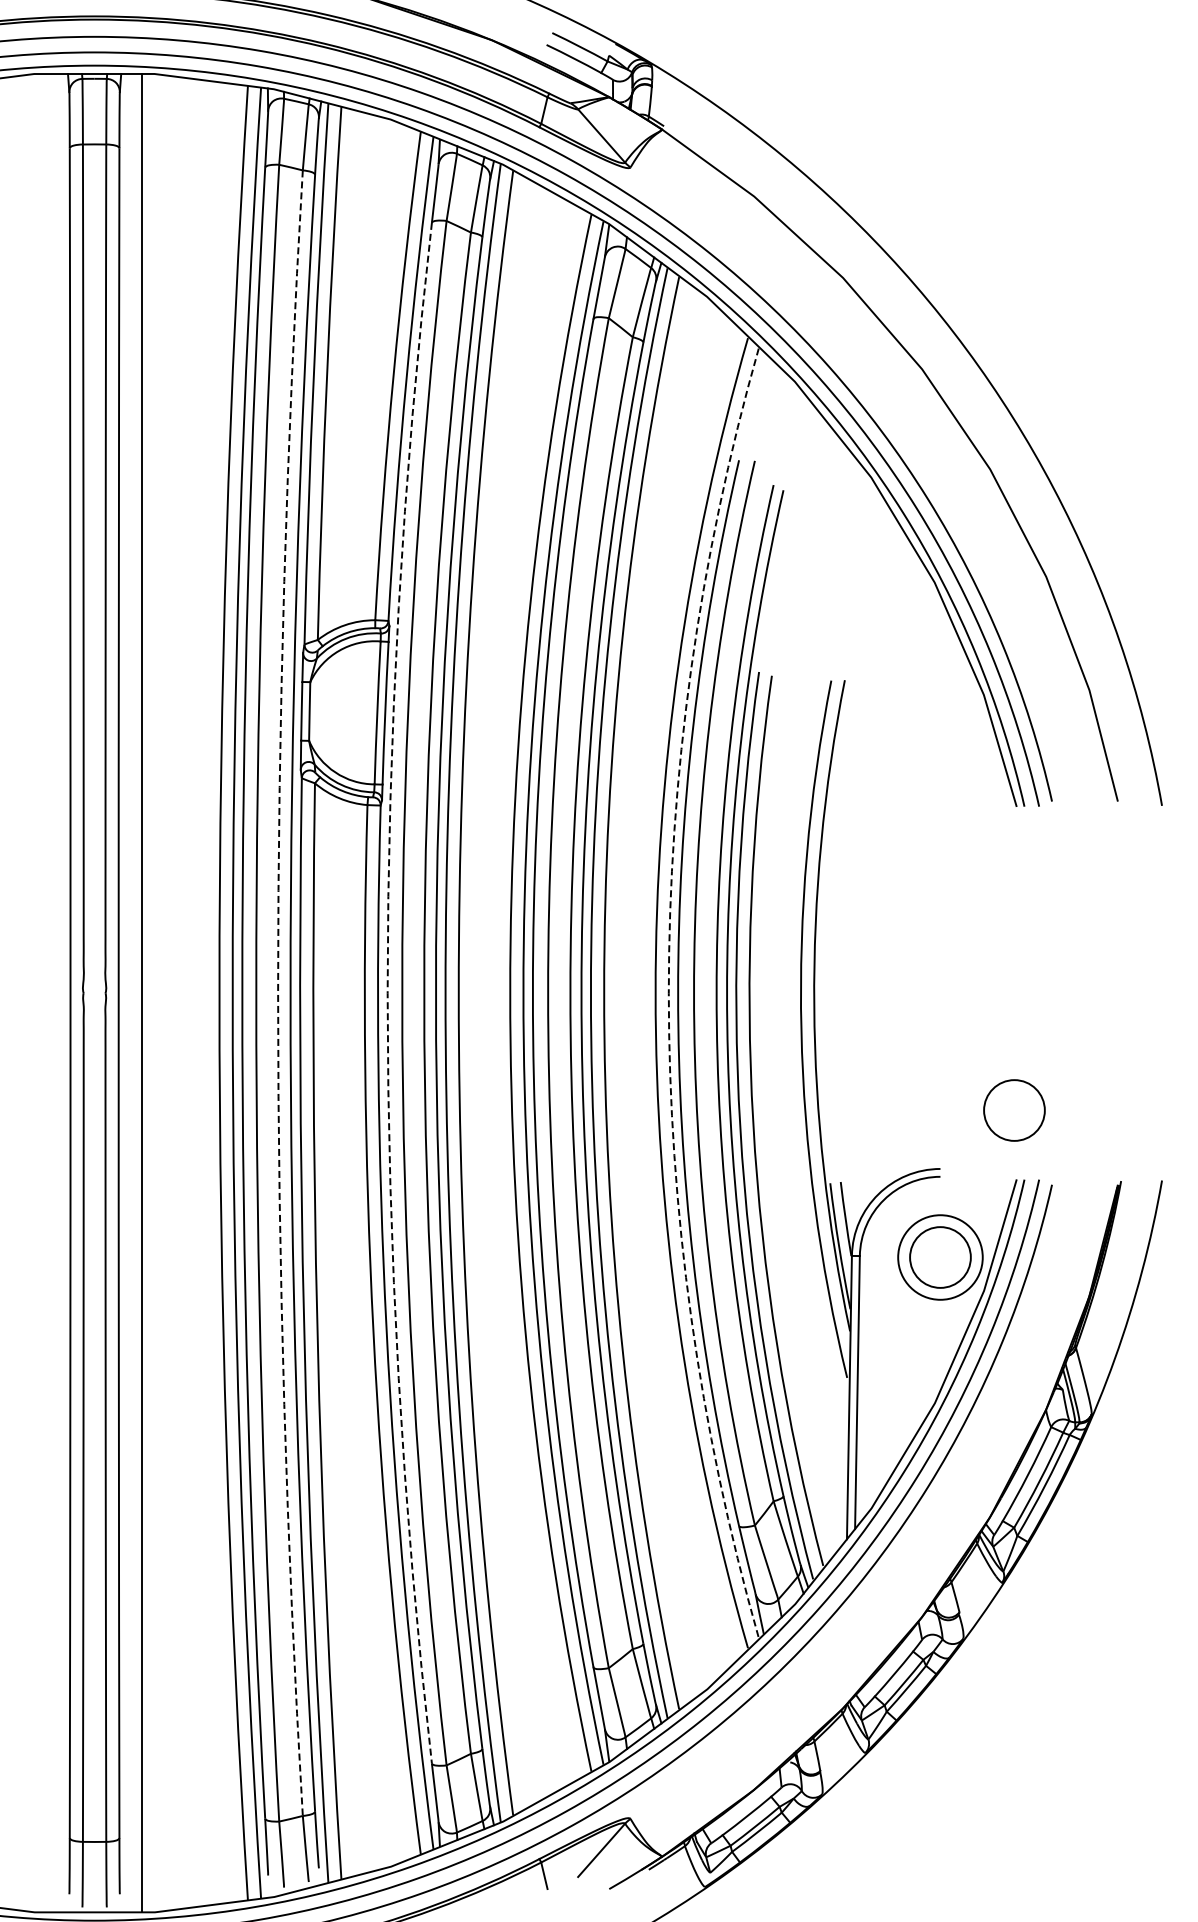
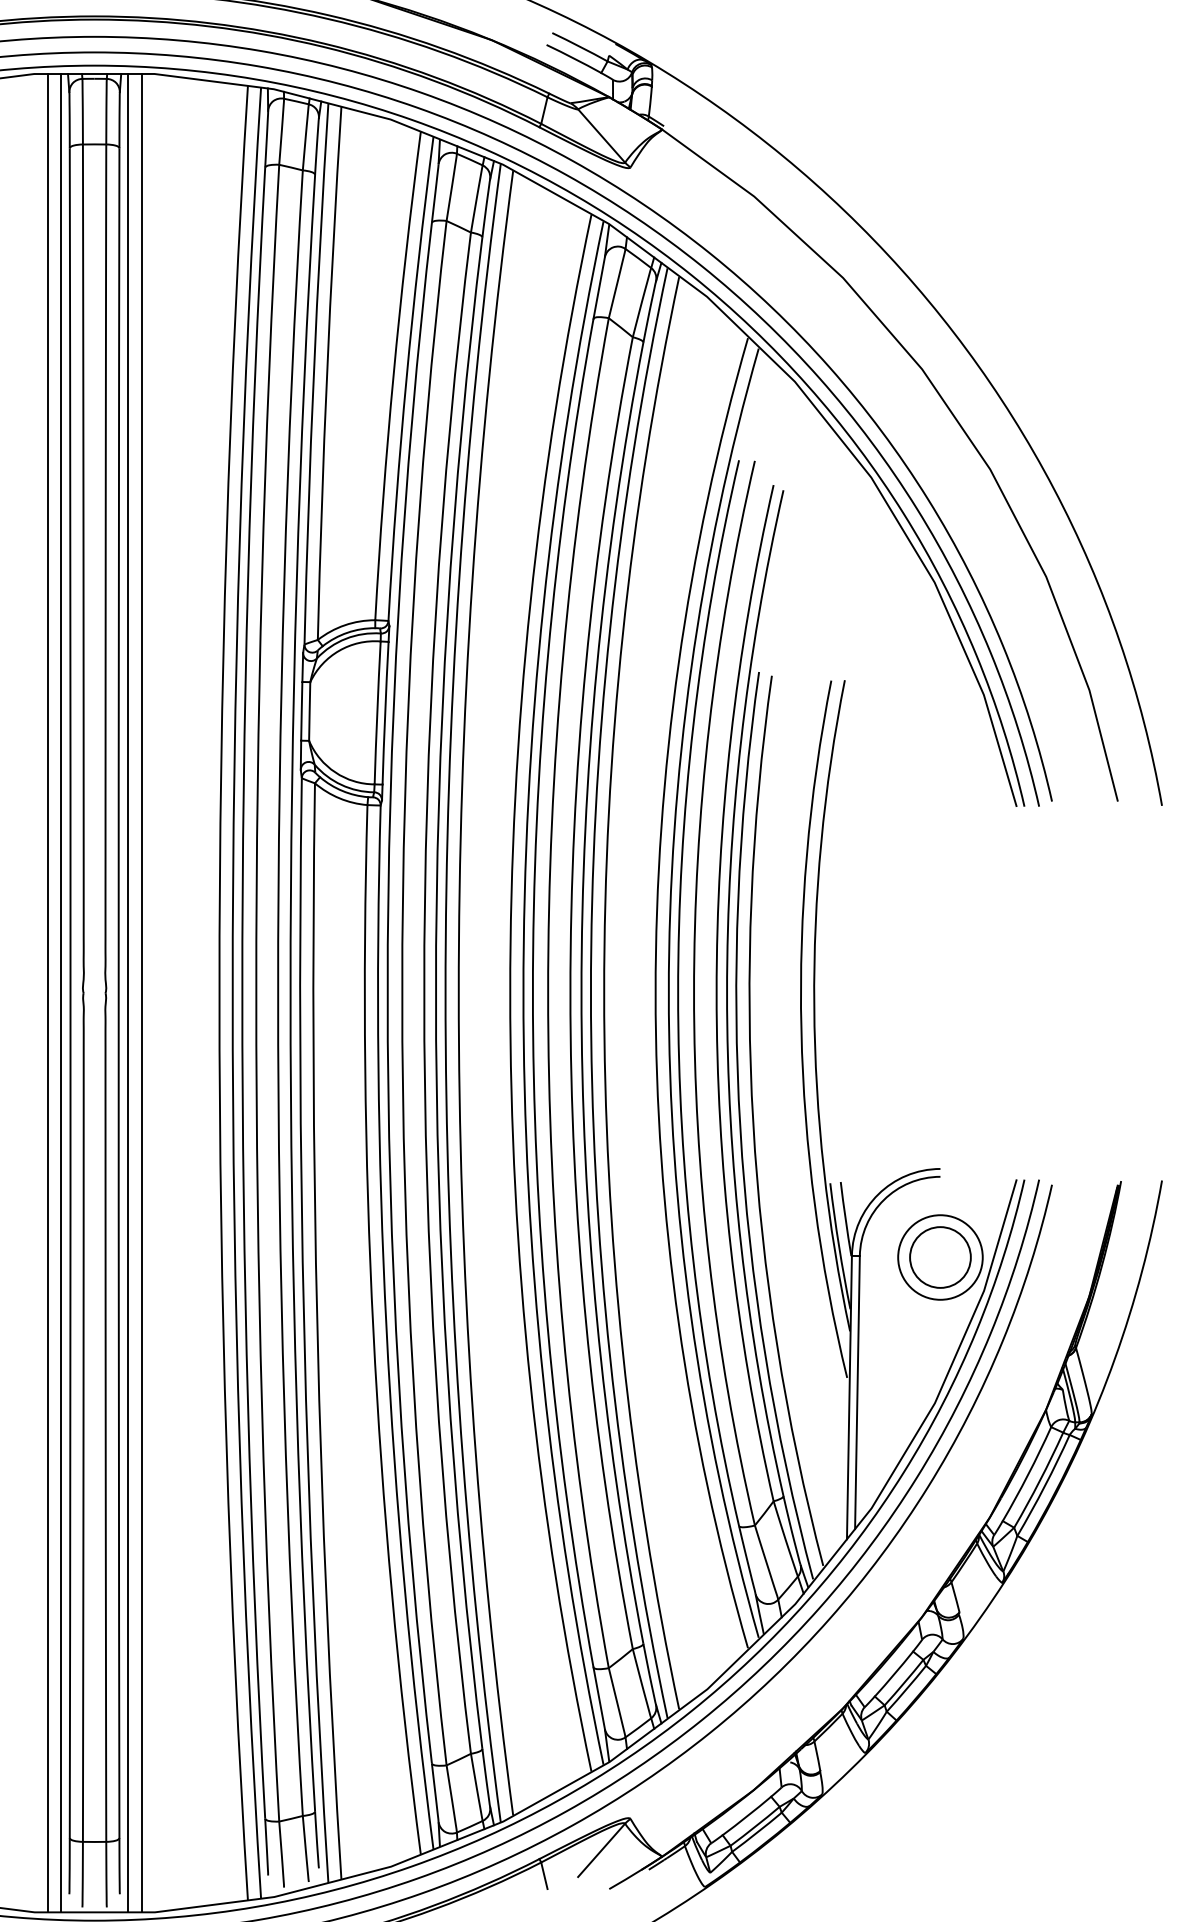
line: none -> present (128, 992)
line: none -> present (47, 993)
line: none -> present (60, 993)
arc: dashed -> solid (278, 993)
arc: dashed -> solid (387, 993)
arc: dashed -> solid (668, 993)
circle: present -> none (1014, 1110)
